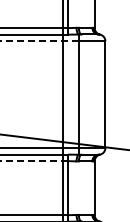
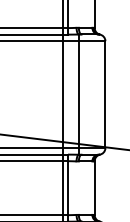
line: dashed -> solid (39, 41)
line: dashed -> solid (34, 161)
